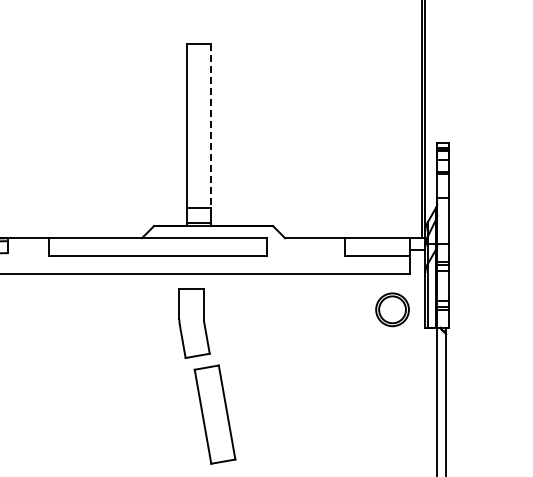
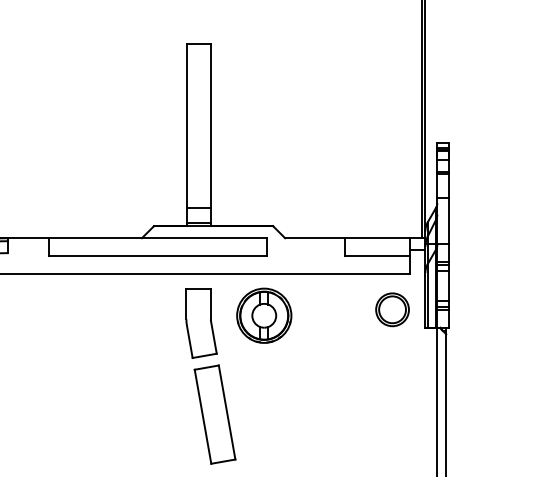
line: dashed -> solid (210, 126)
part: none -> present (264, 315)
part position: (194, 323) -> (201, 323) (201, 323)
